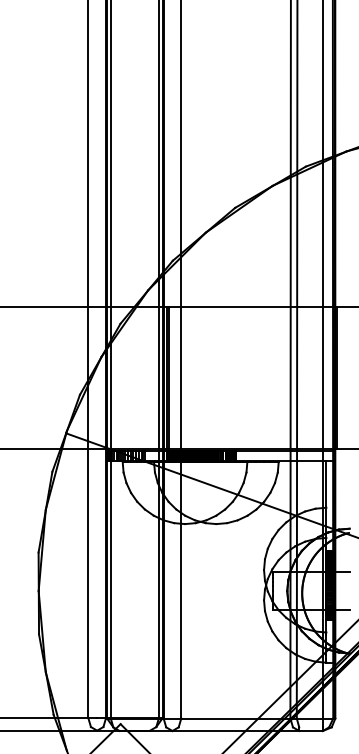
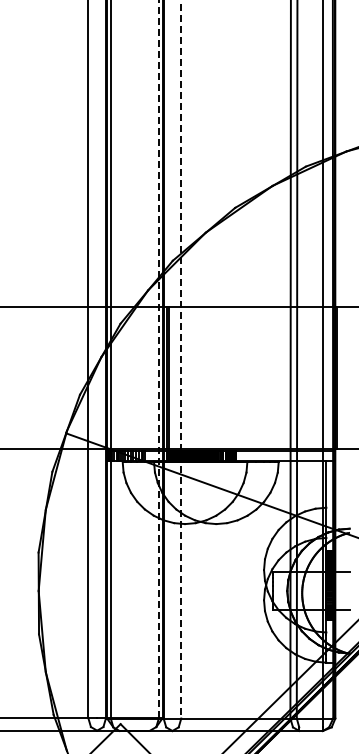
line: solid -> dashed (158, 359)
line: solid -> dashed (181, 359)
